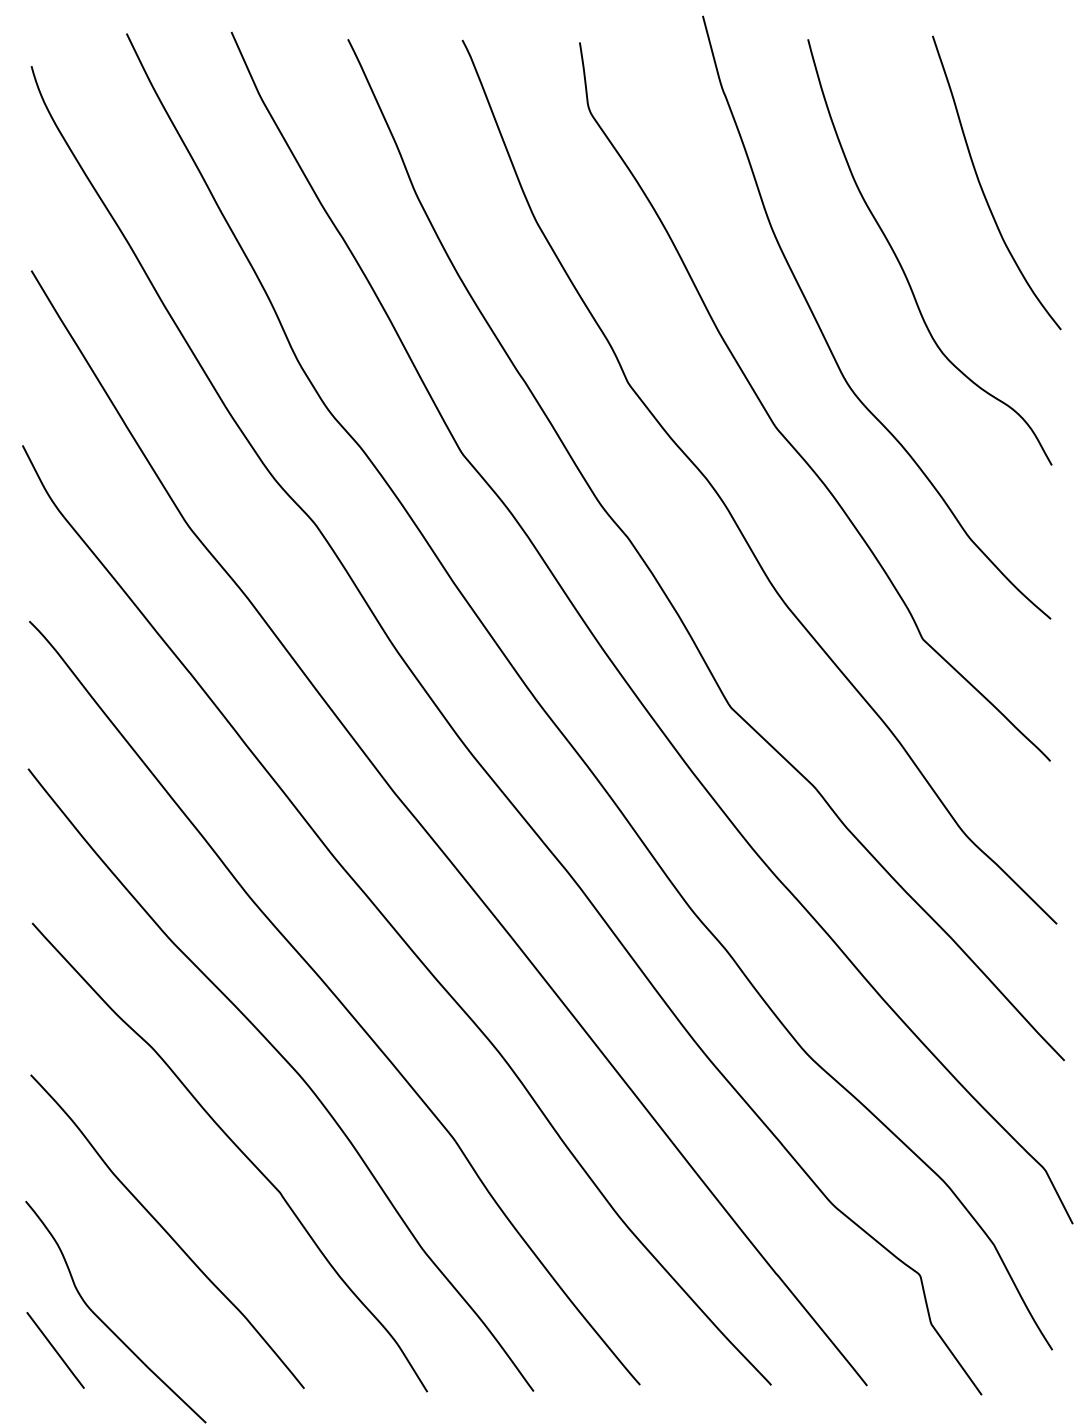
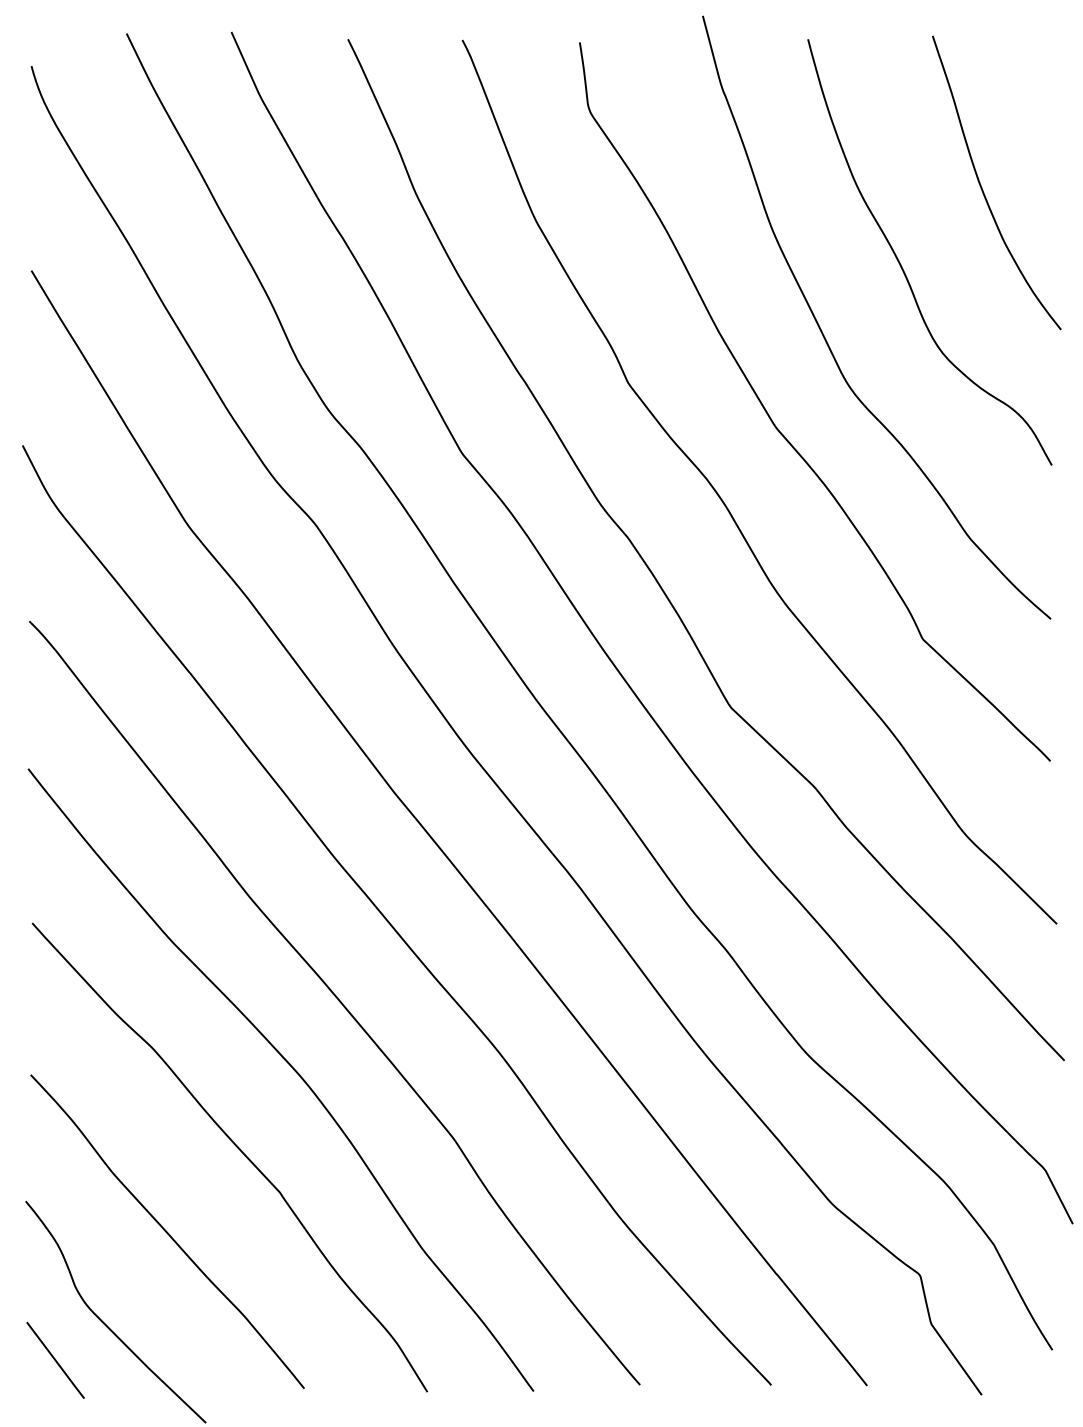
line position: (55, 1350) -> (55, 1360) (55, 1360)
